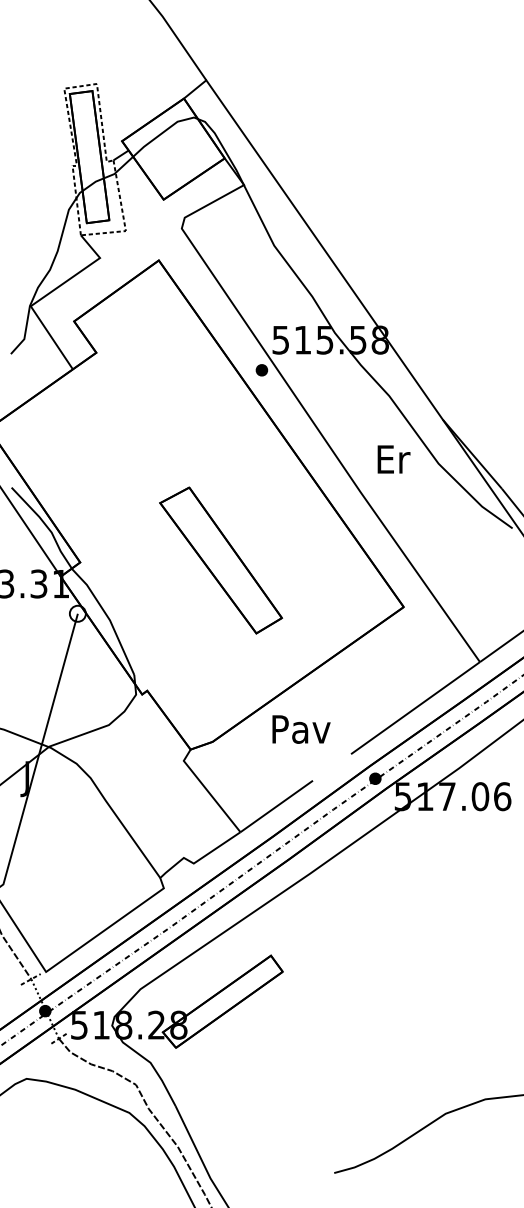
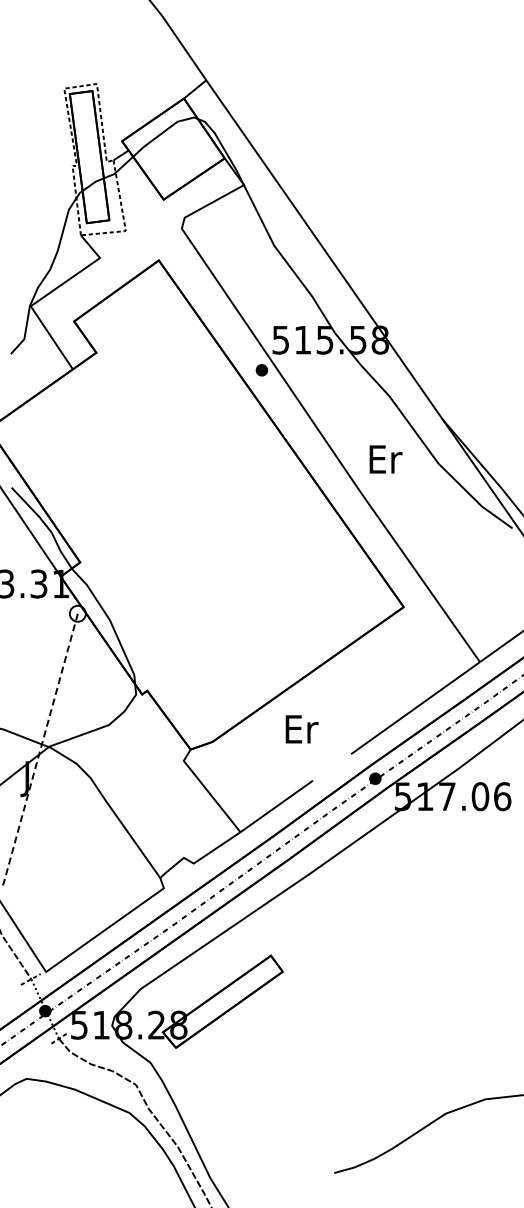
text position: (393, 459) -> (385, 459) (385, 459)
part: present -> none (221, 560)
text: Pav -> Er (301, 729)
line: solid -> dashed (39, 751)
